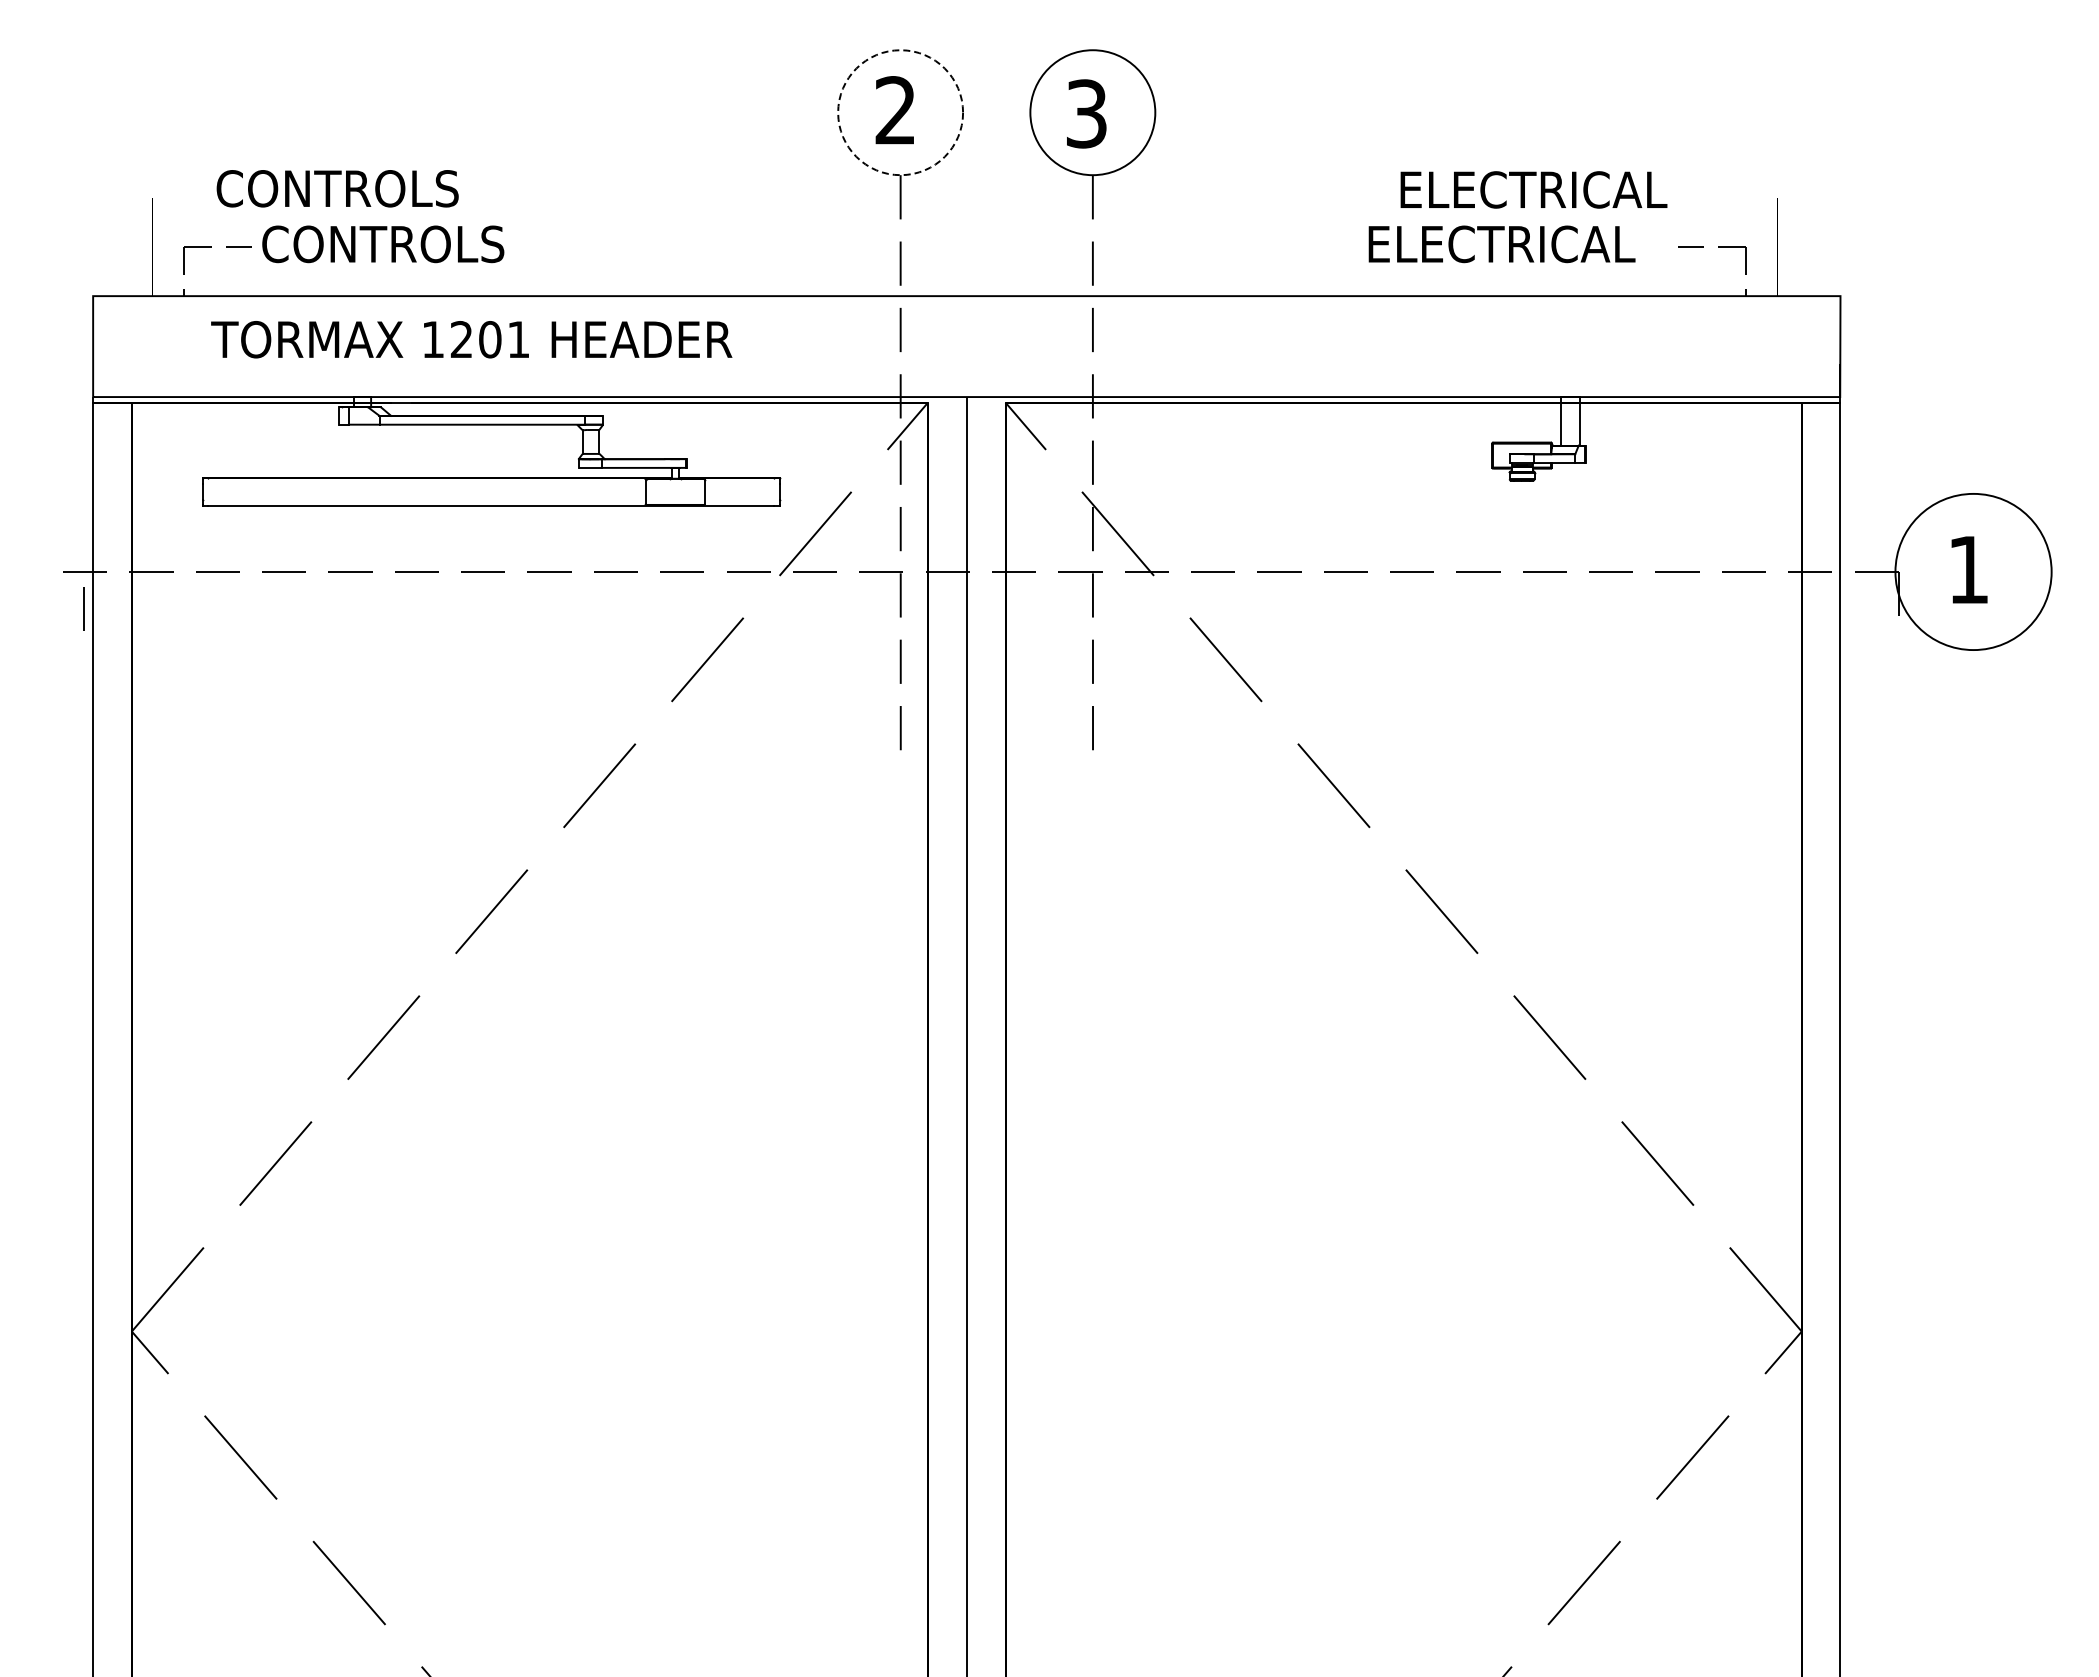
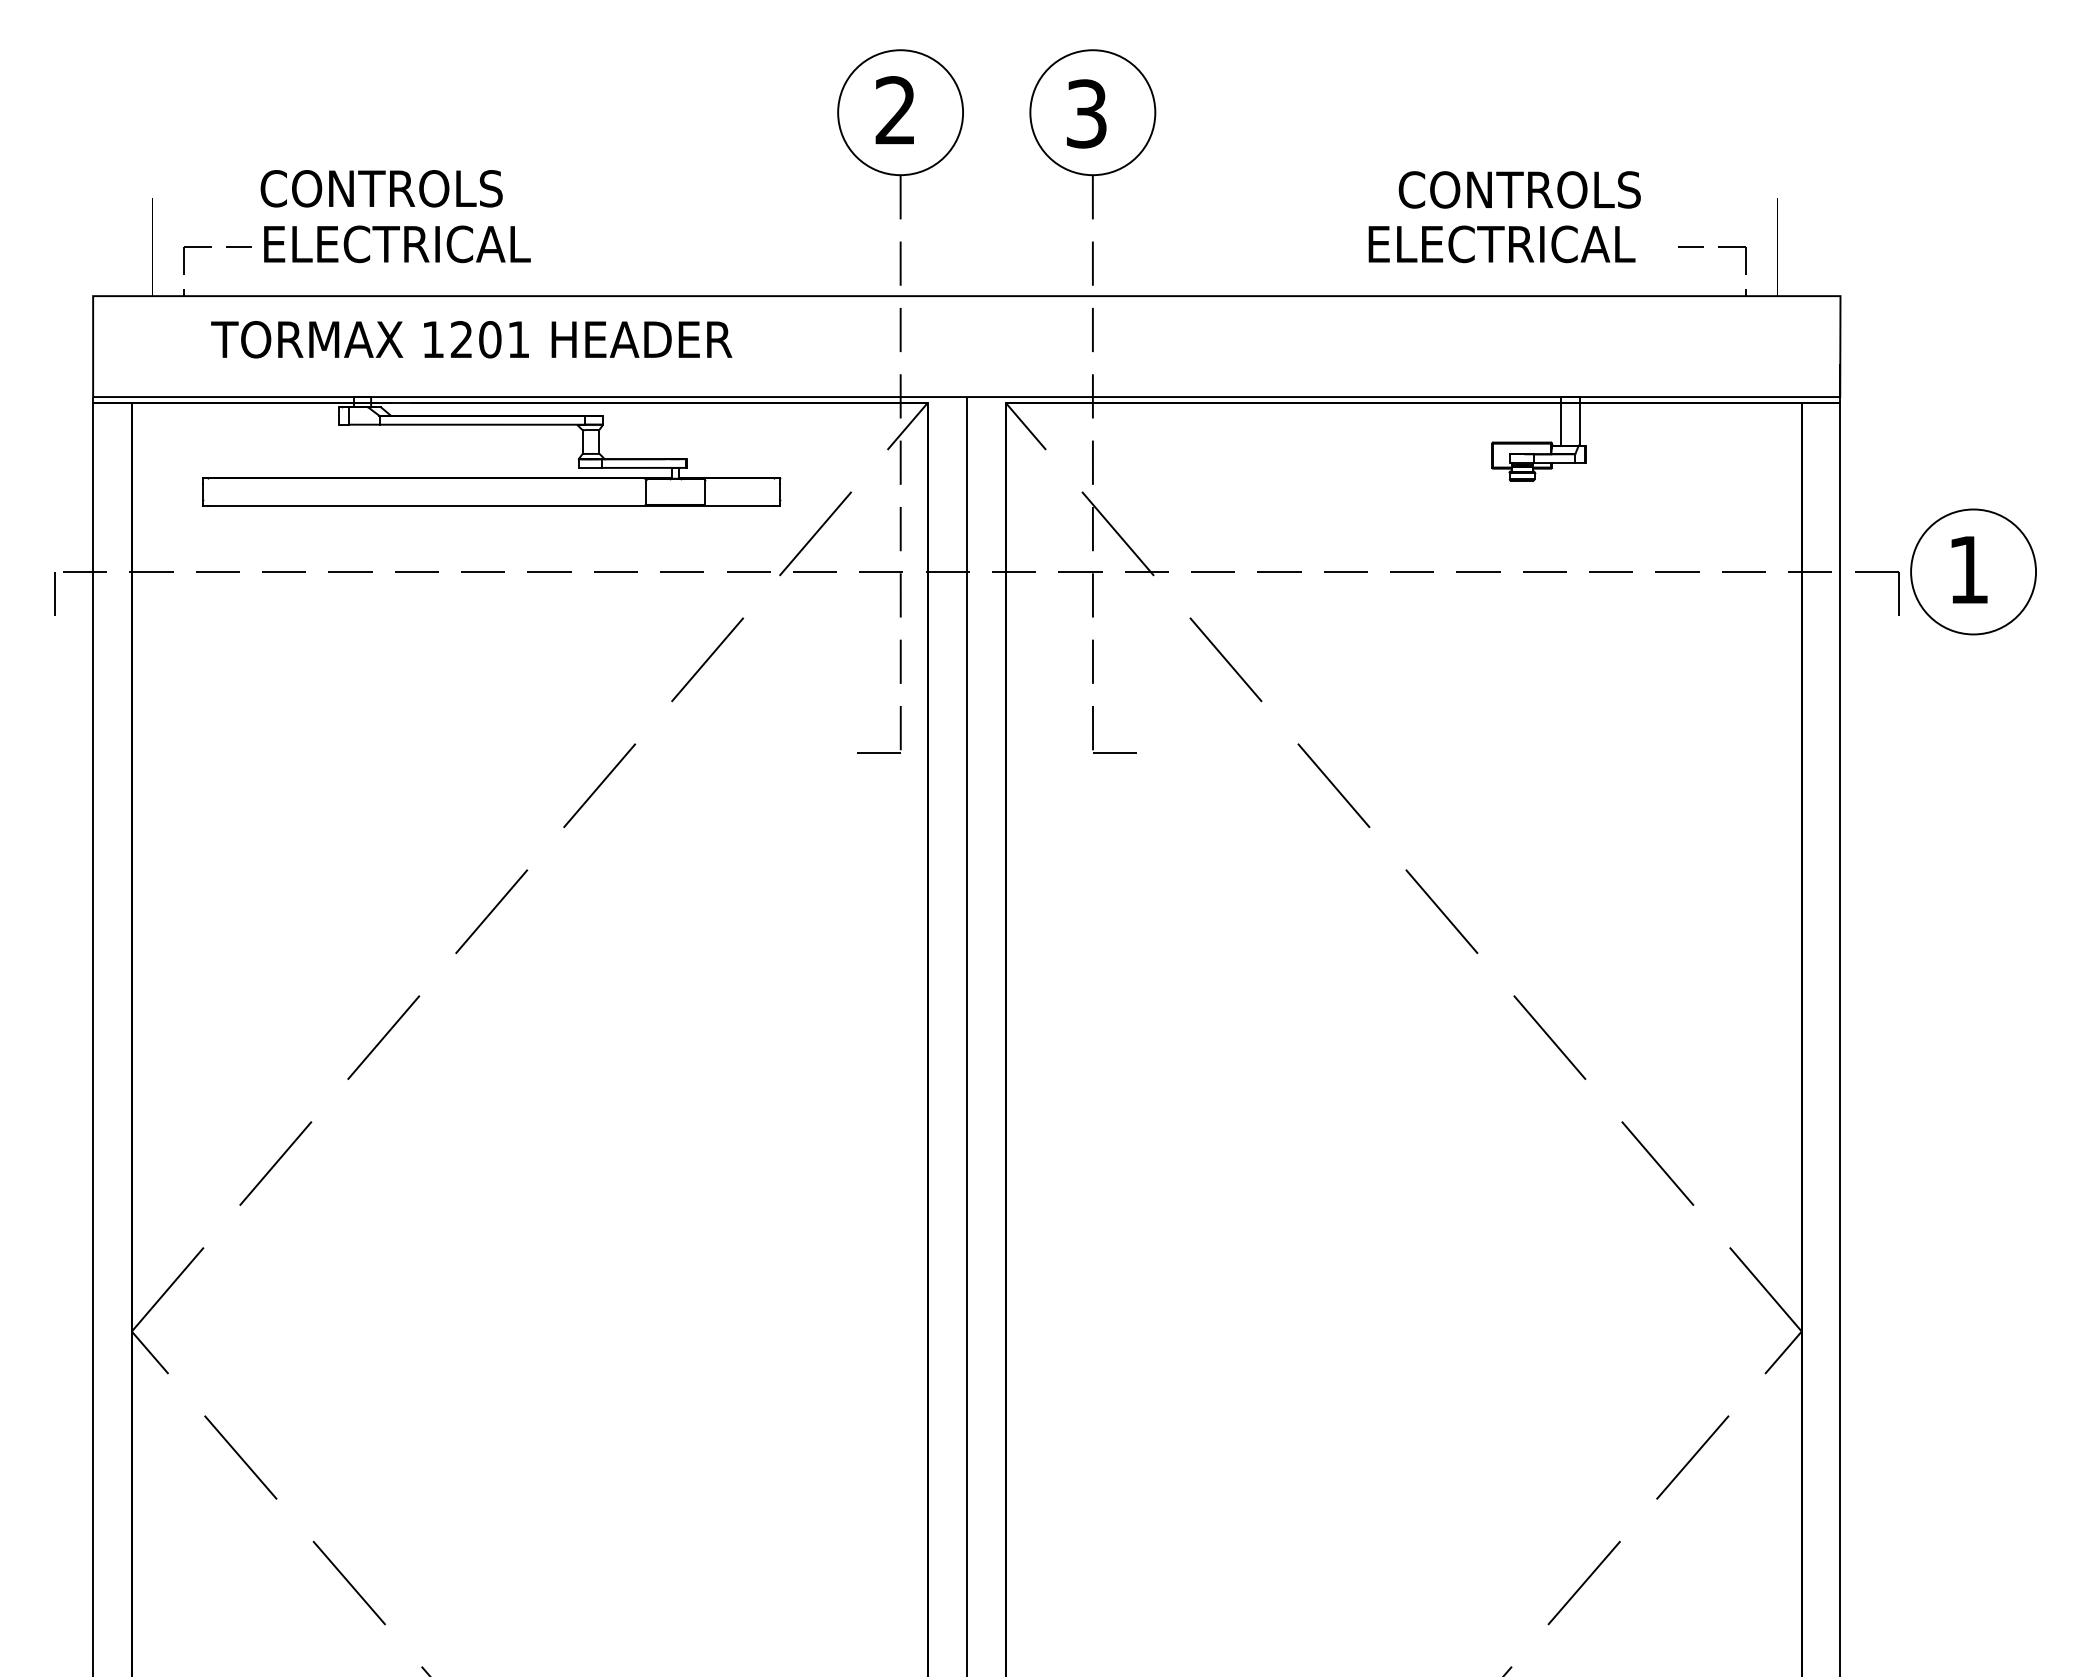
circle: dashed -> solid (900, 112)
text position: (337, 188) -> (381, 188) (381, 188)
text: ELECTRICAL -> CONTROLS (1532, 189)
text: CONTROLS -> ELECTRICAL (396, 244)
circle diameter: 156 px -> 125 px (1973, 571)
line position: (83, 608) -> (54, 593) (54, 593)
line: none -> present (878, 752)
line: none -> present (1115, 752)
